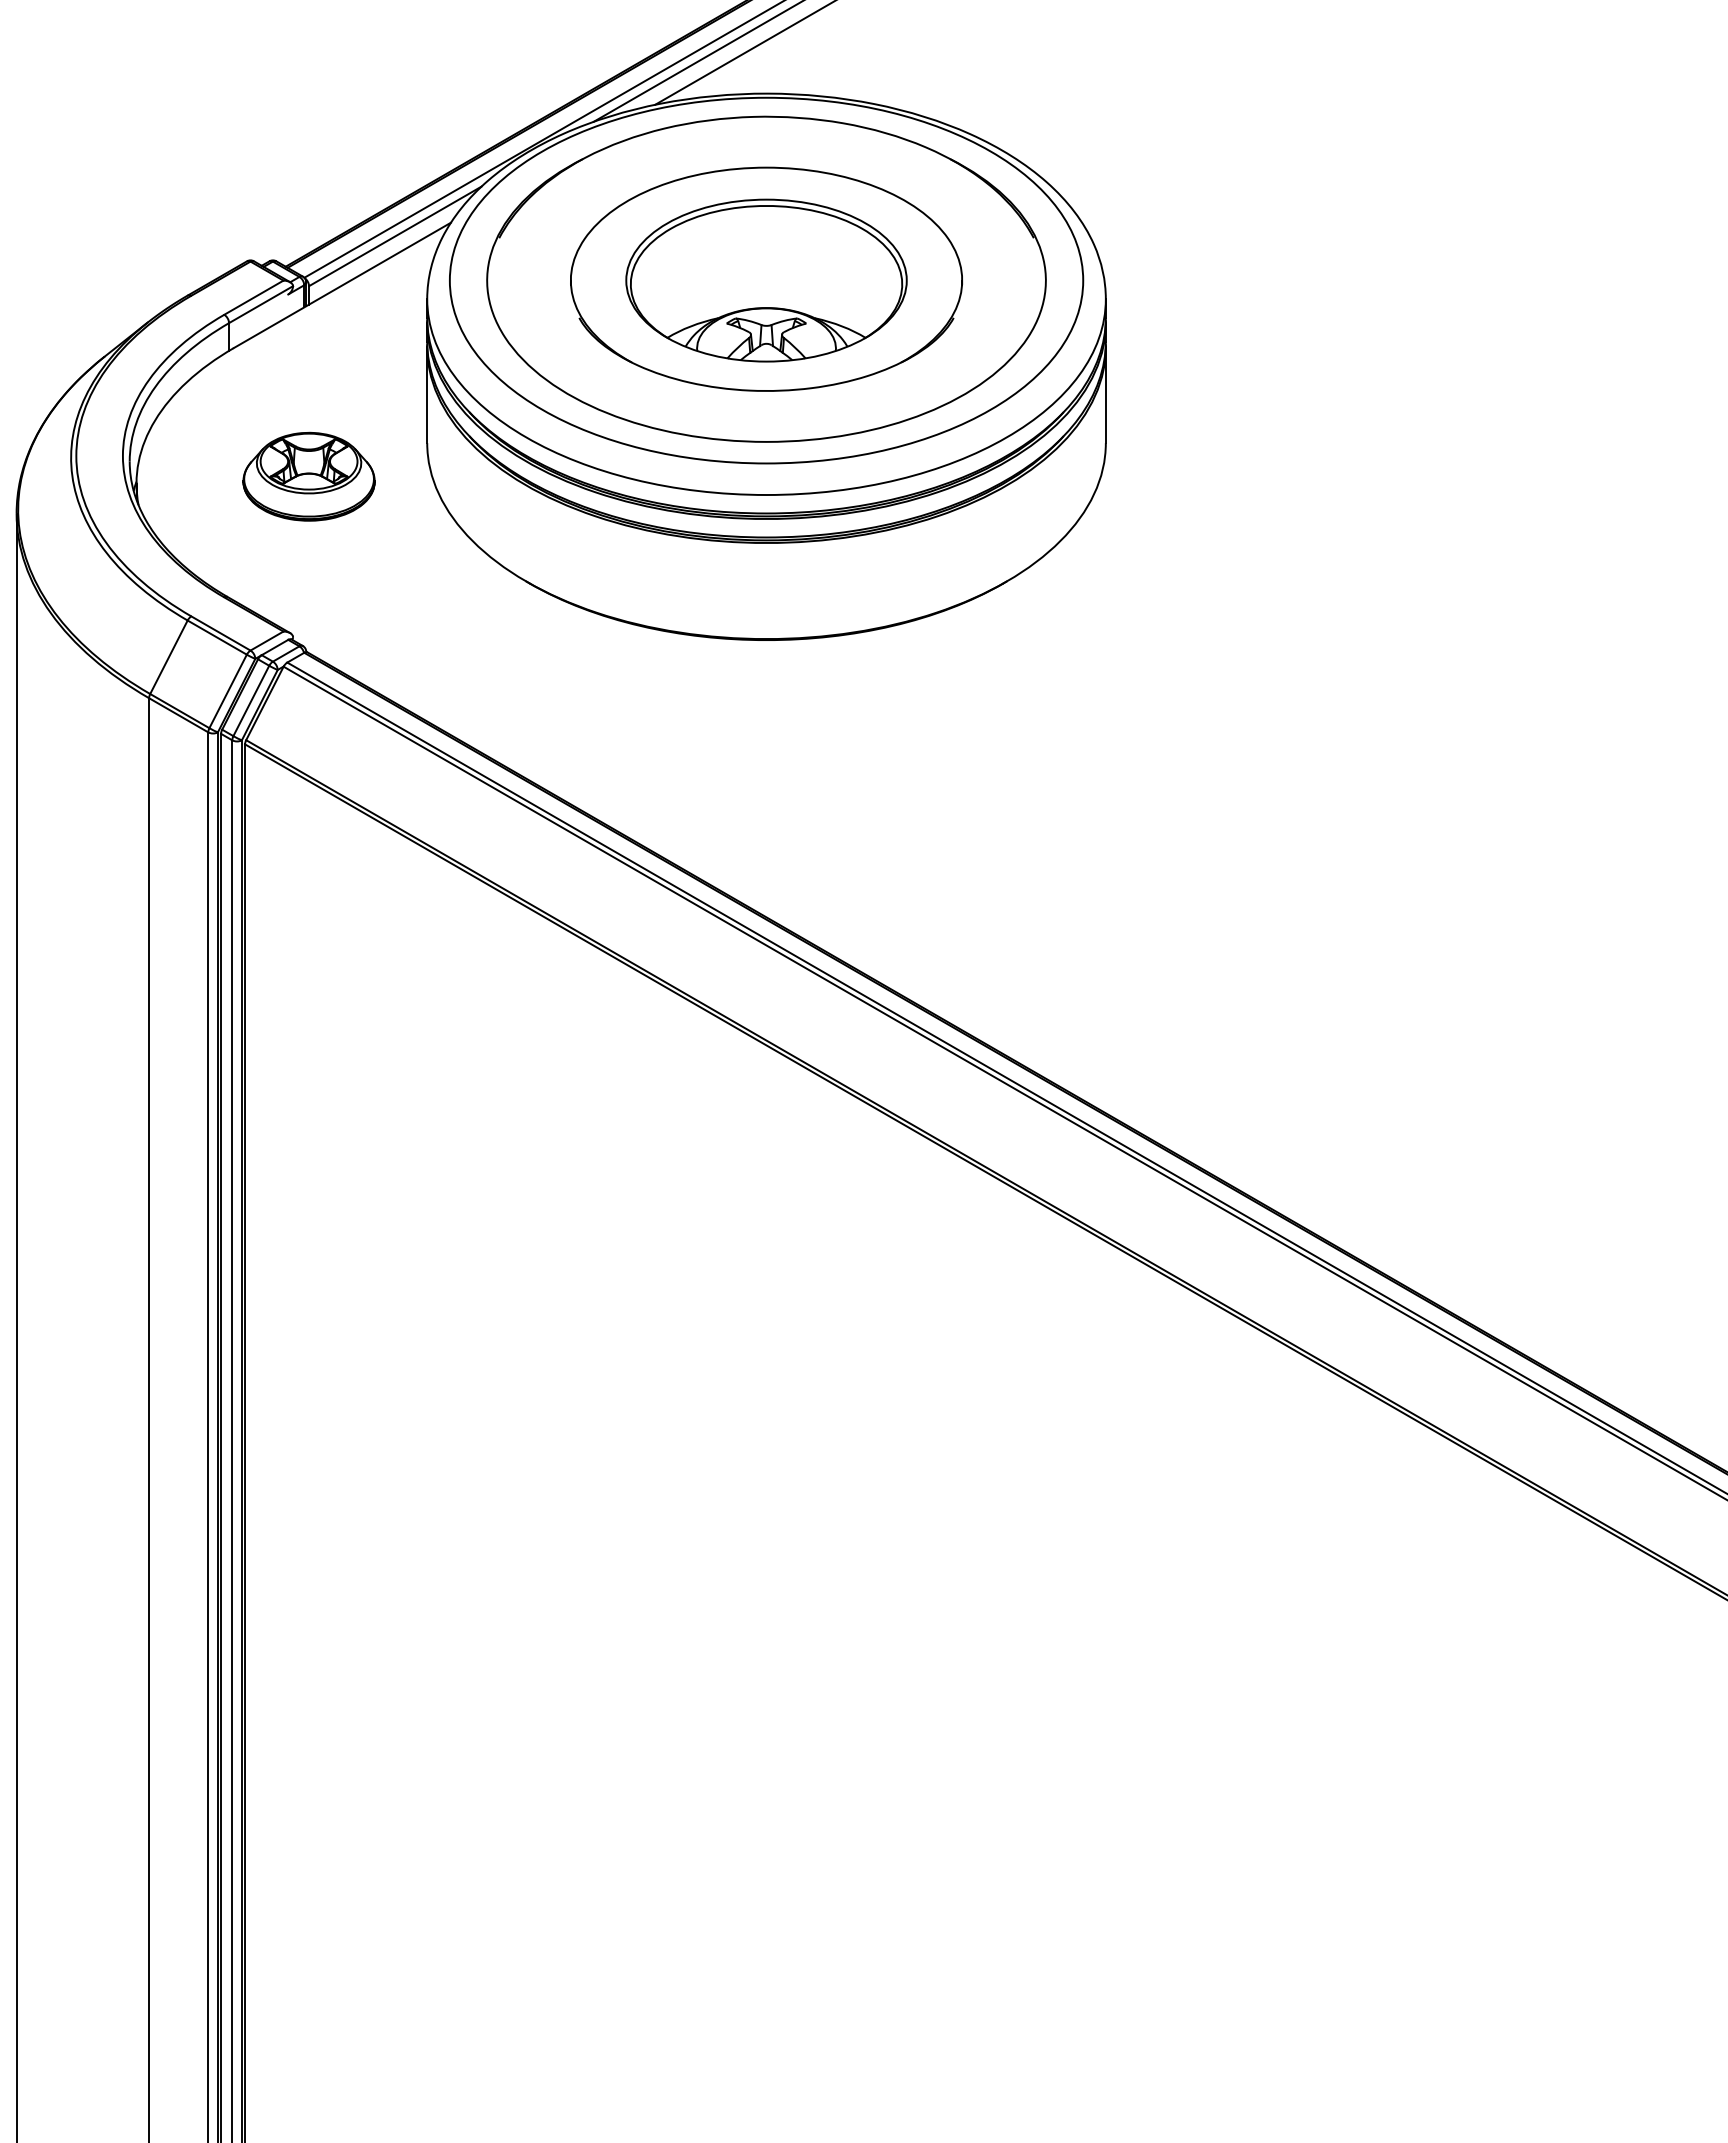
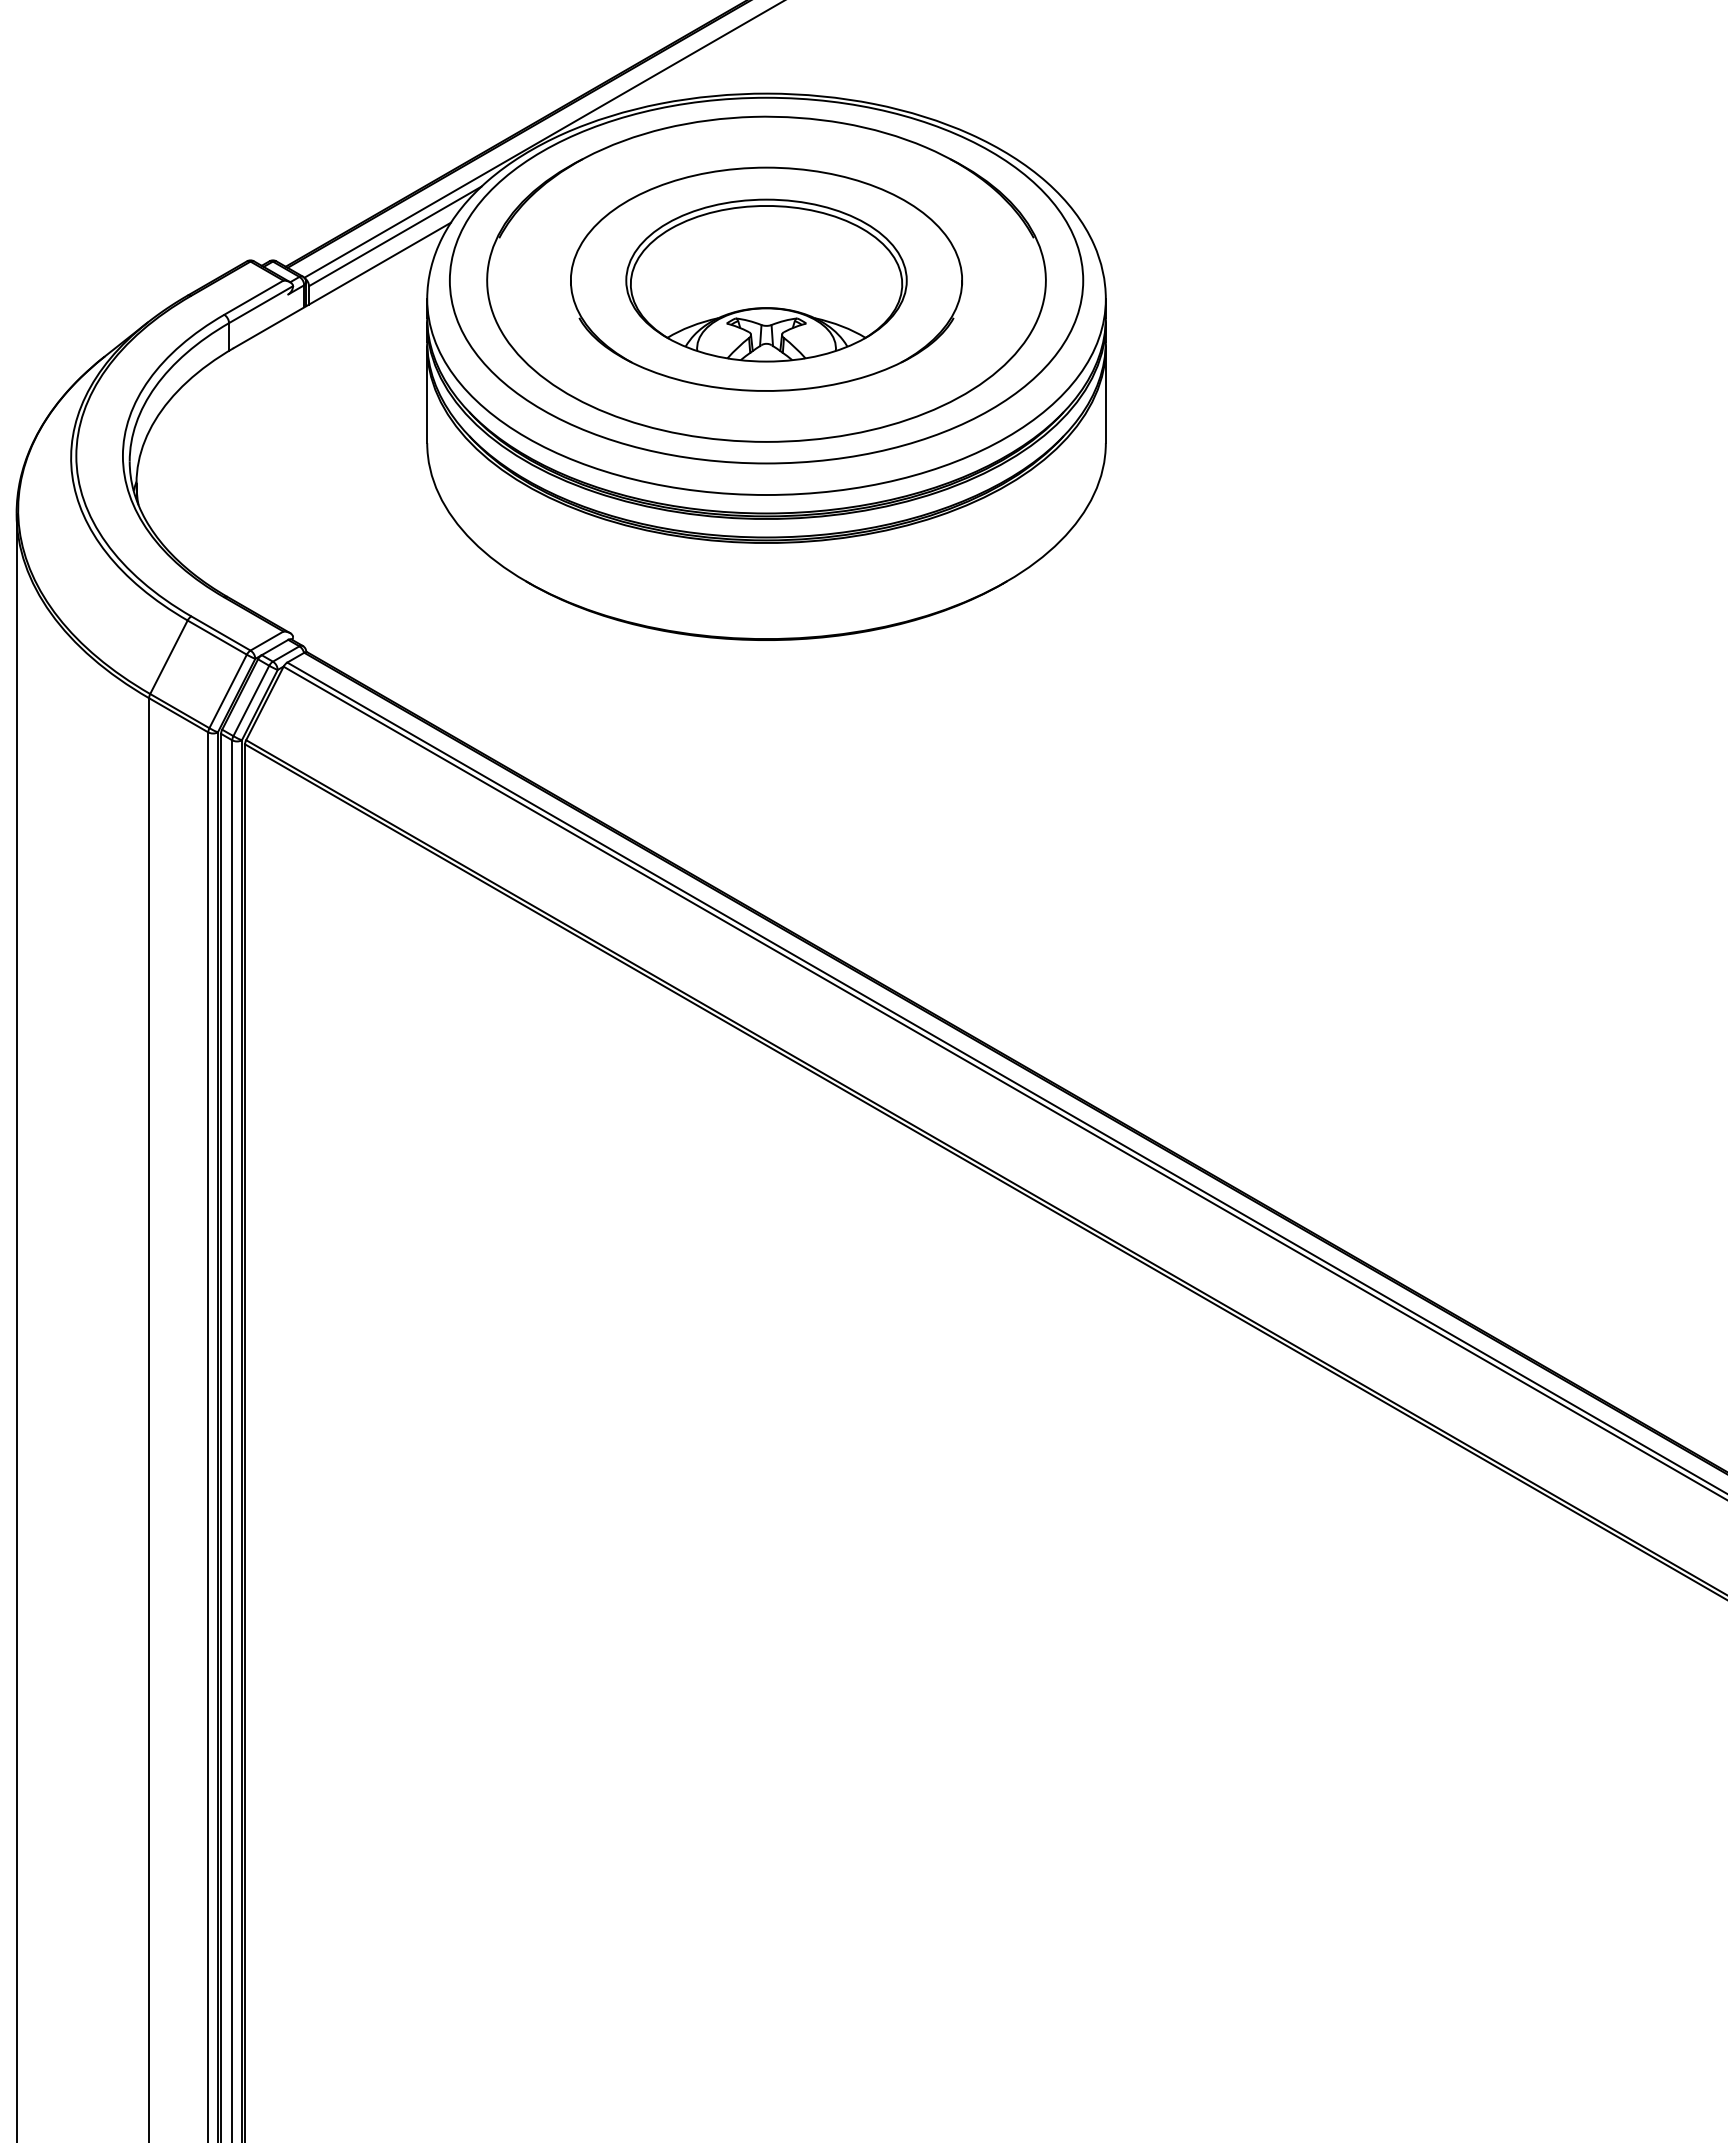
line: present -> none (743, 53)
line: present -> none (696, 61)
part: present -> none (308, 476)
